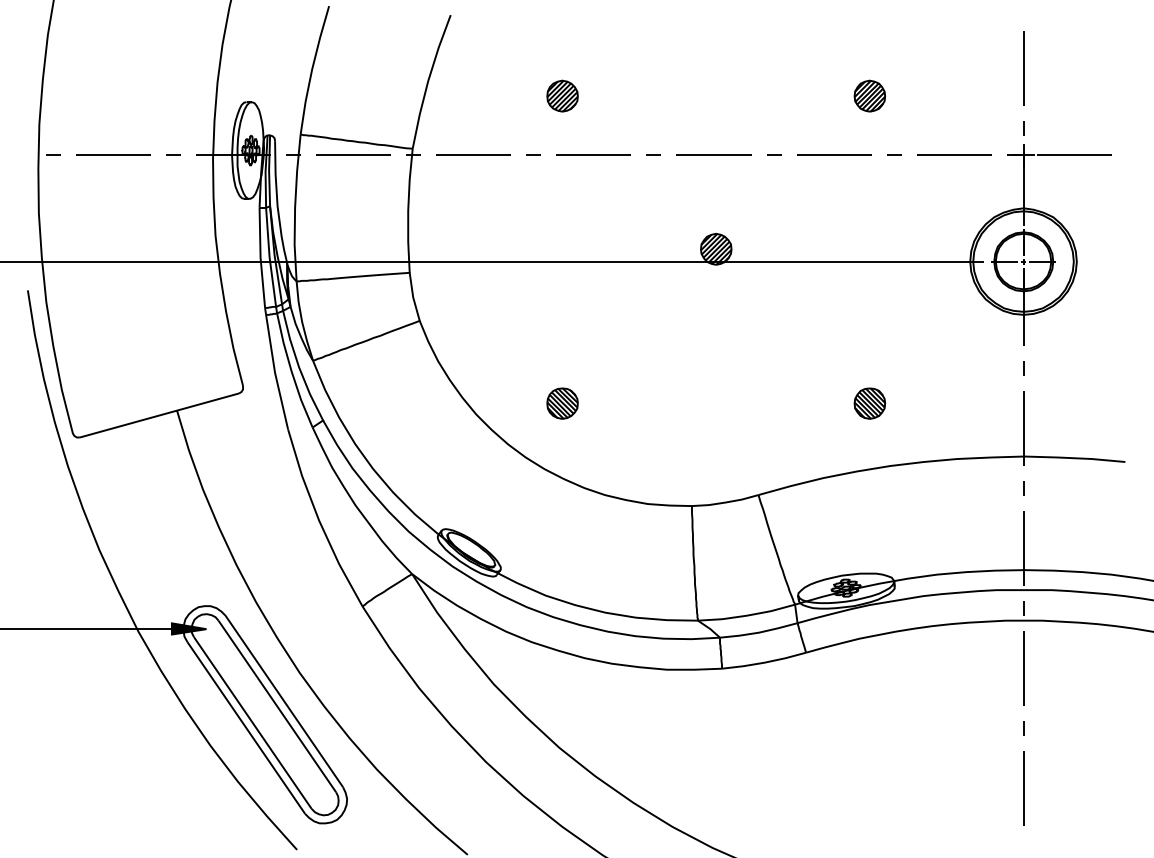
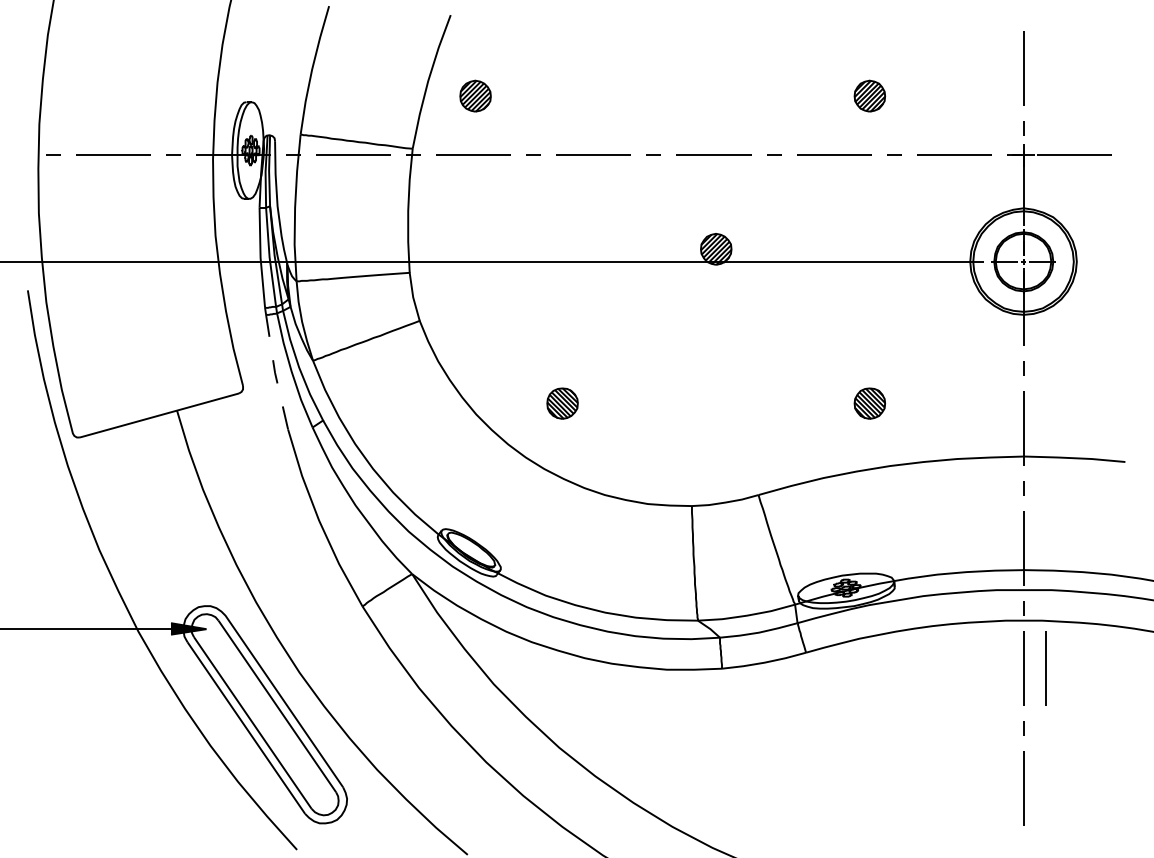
part position: (562, 95) -> (475, 95) (475, 95)
line: solid -> dashed (275, 372)
line: none -> present (1045, 668)
